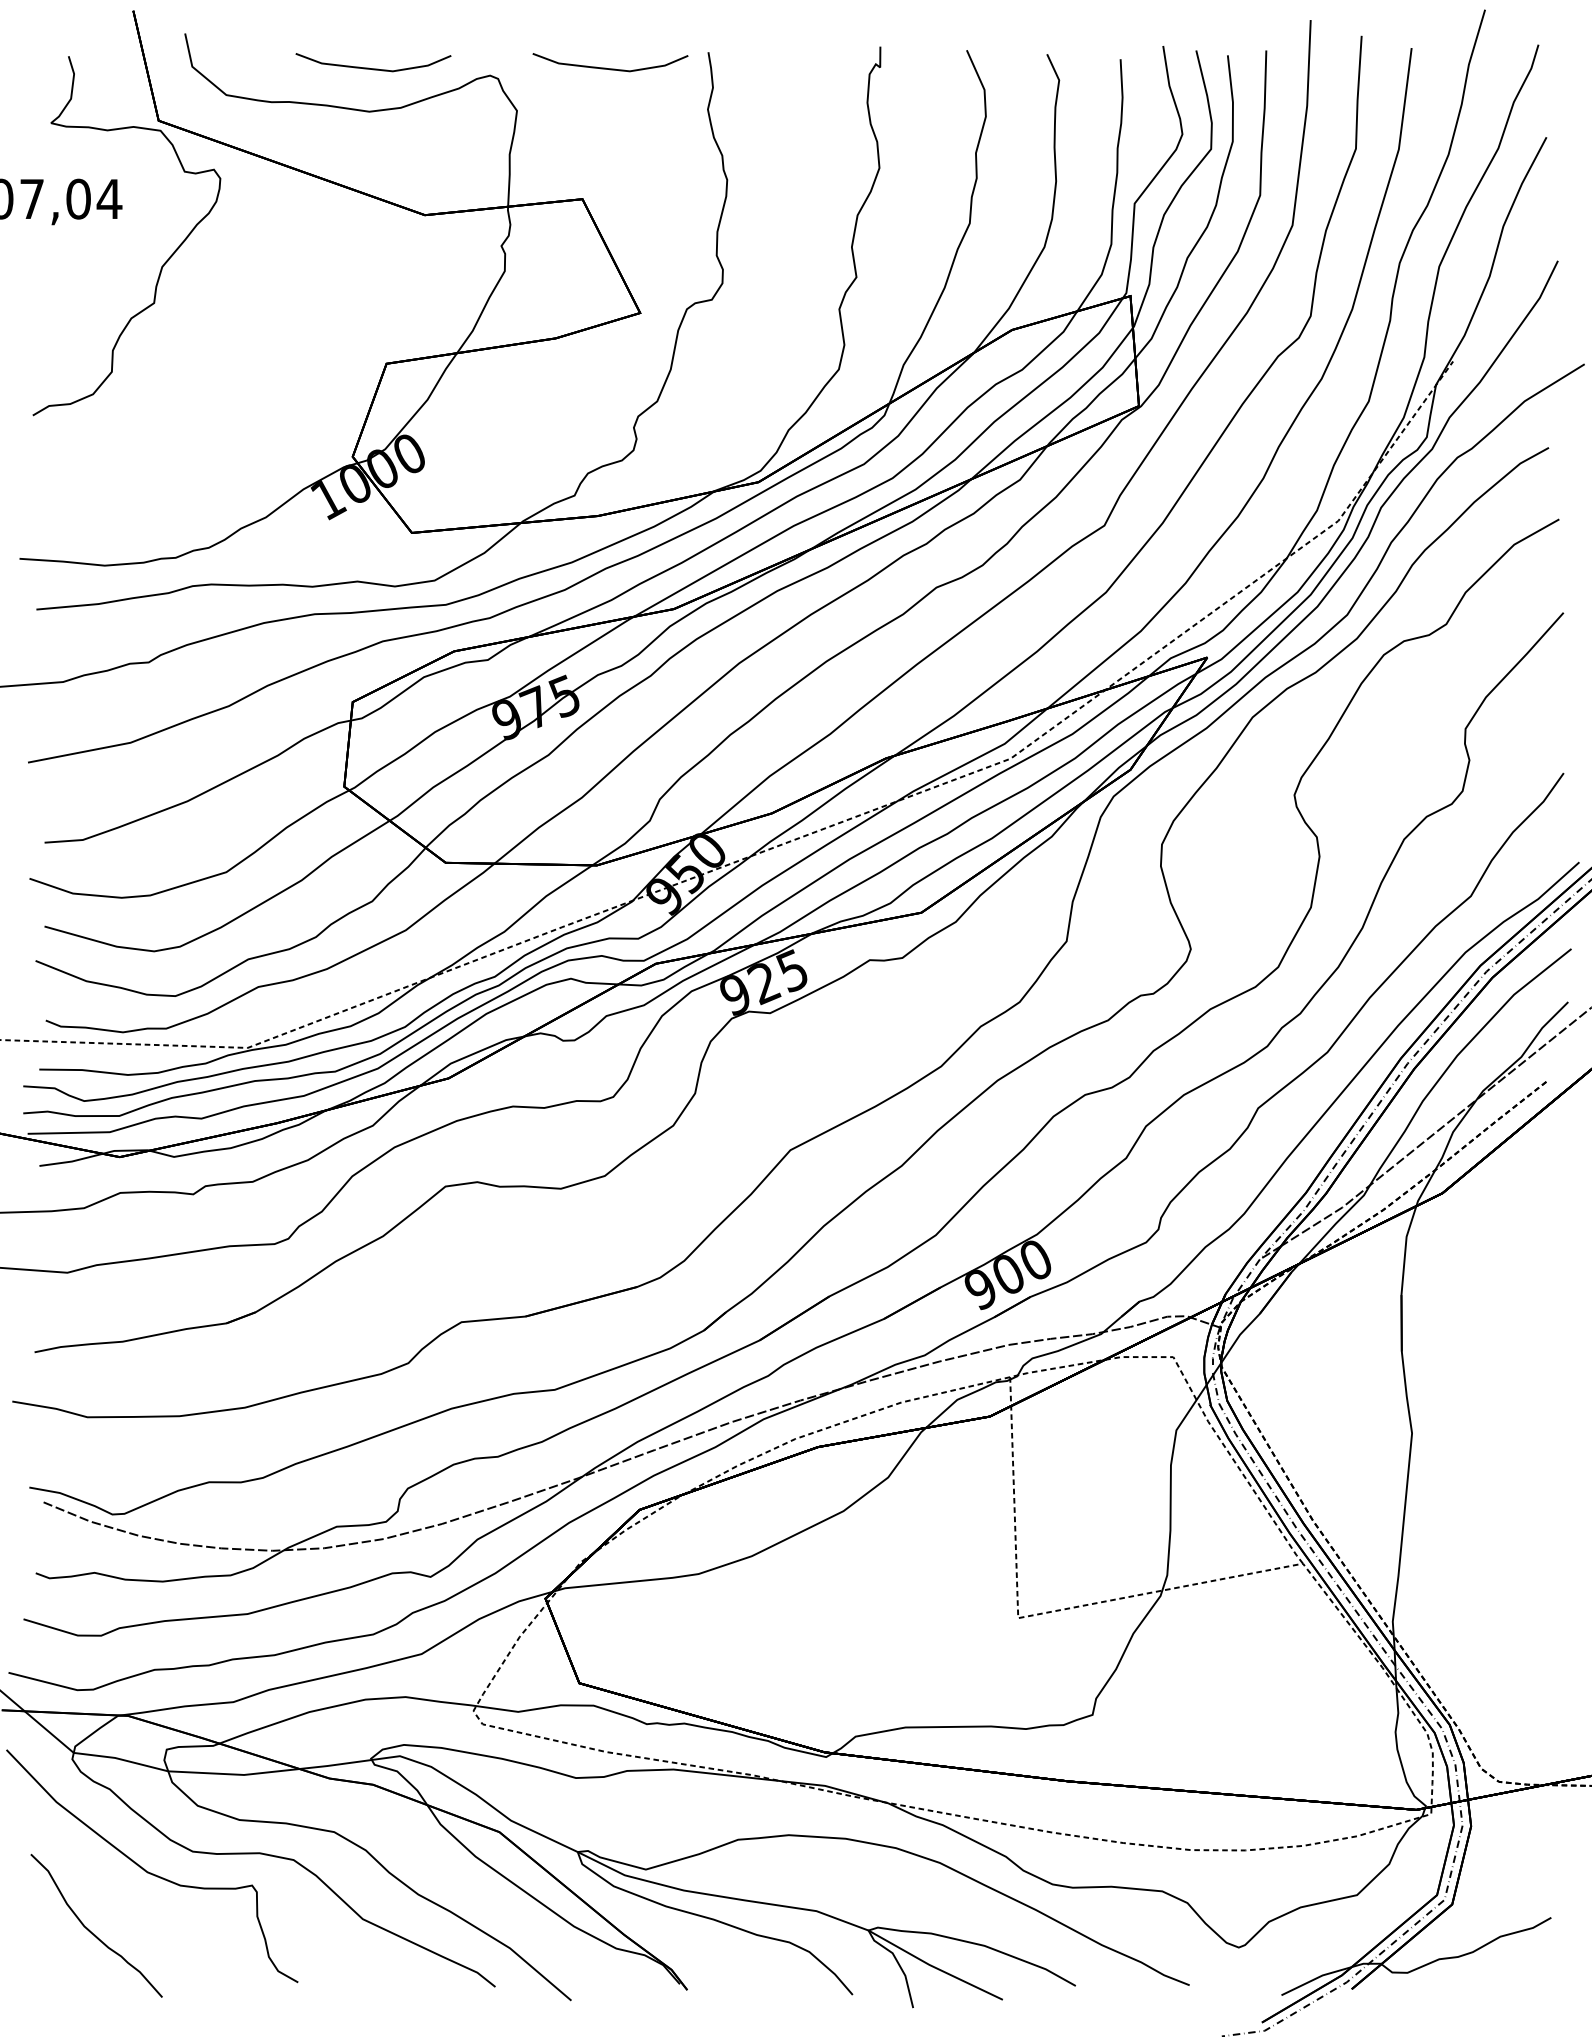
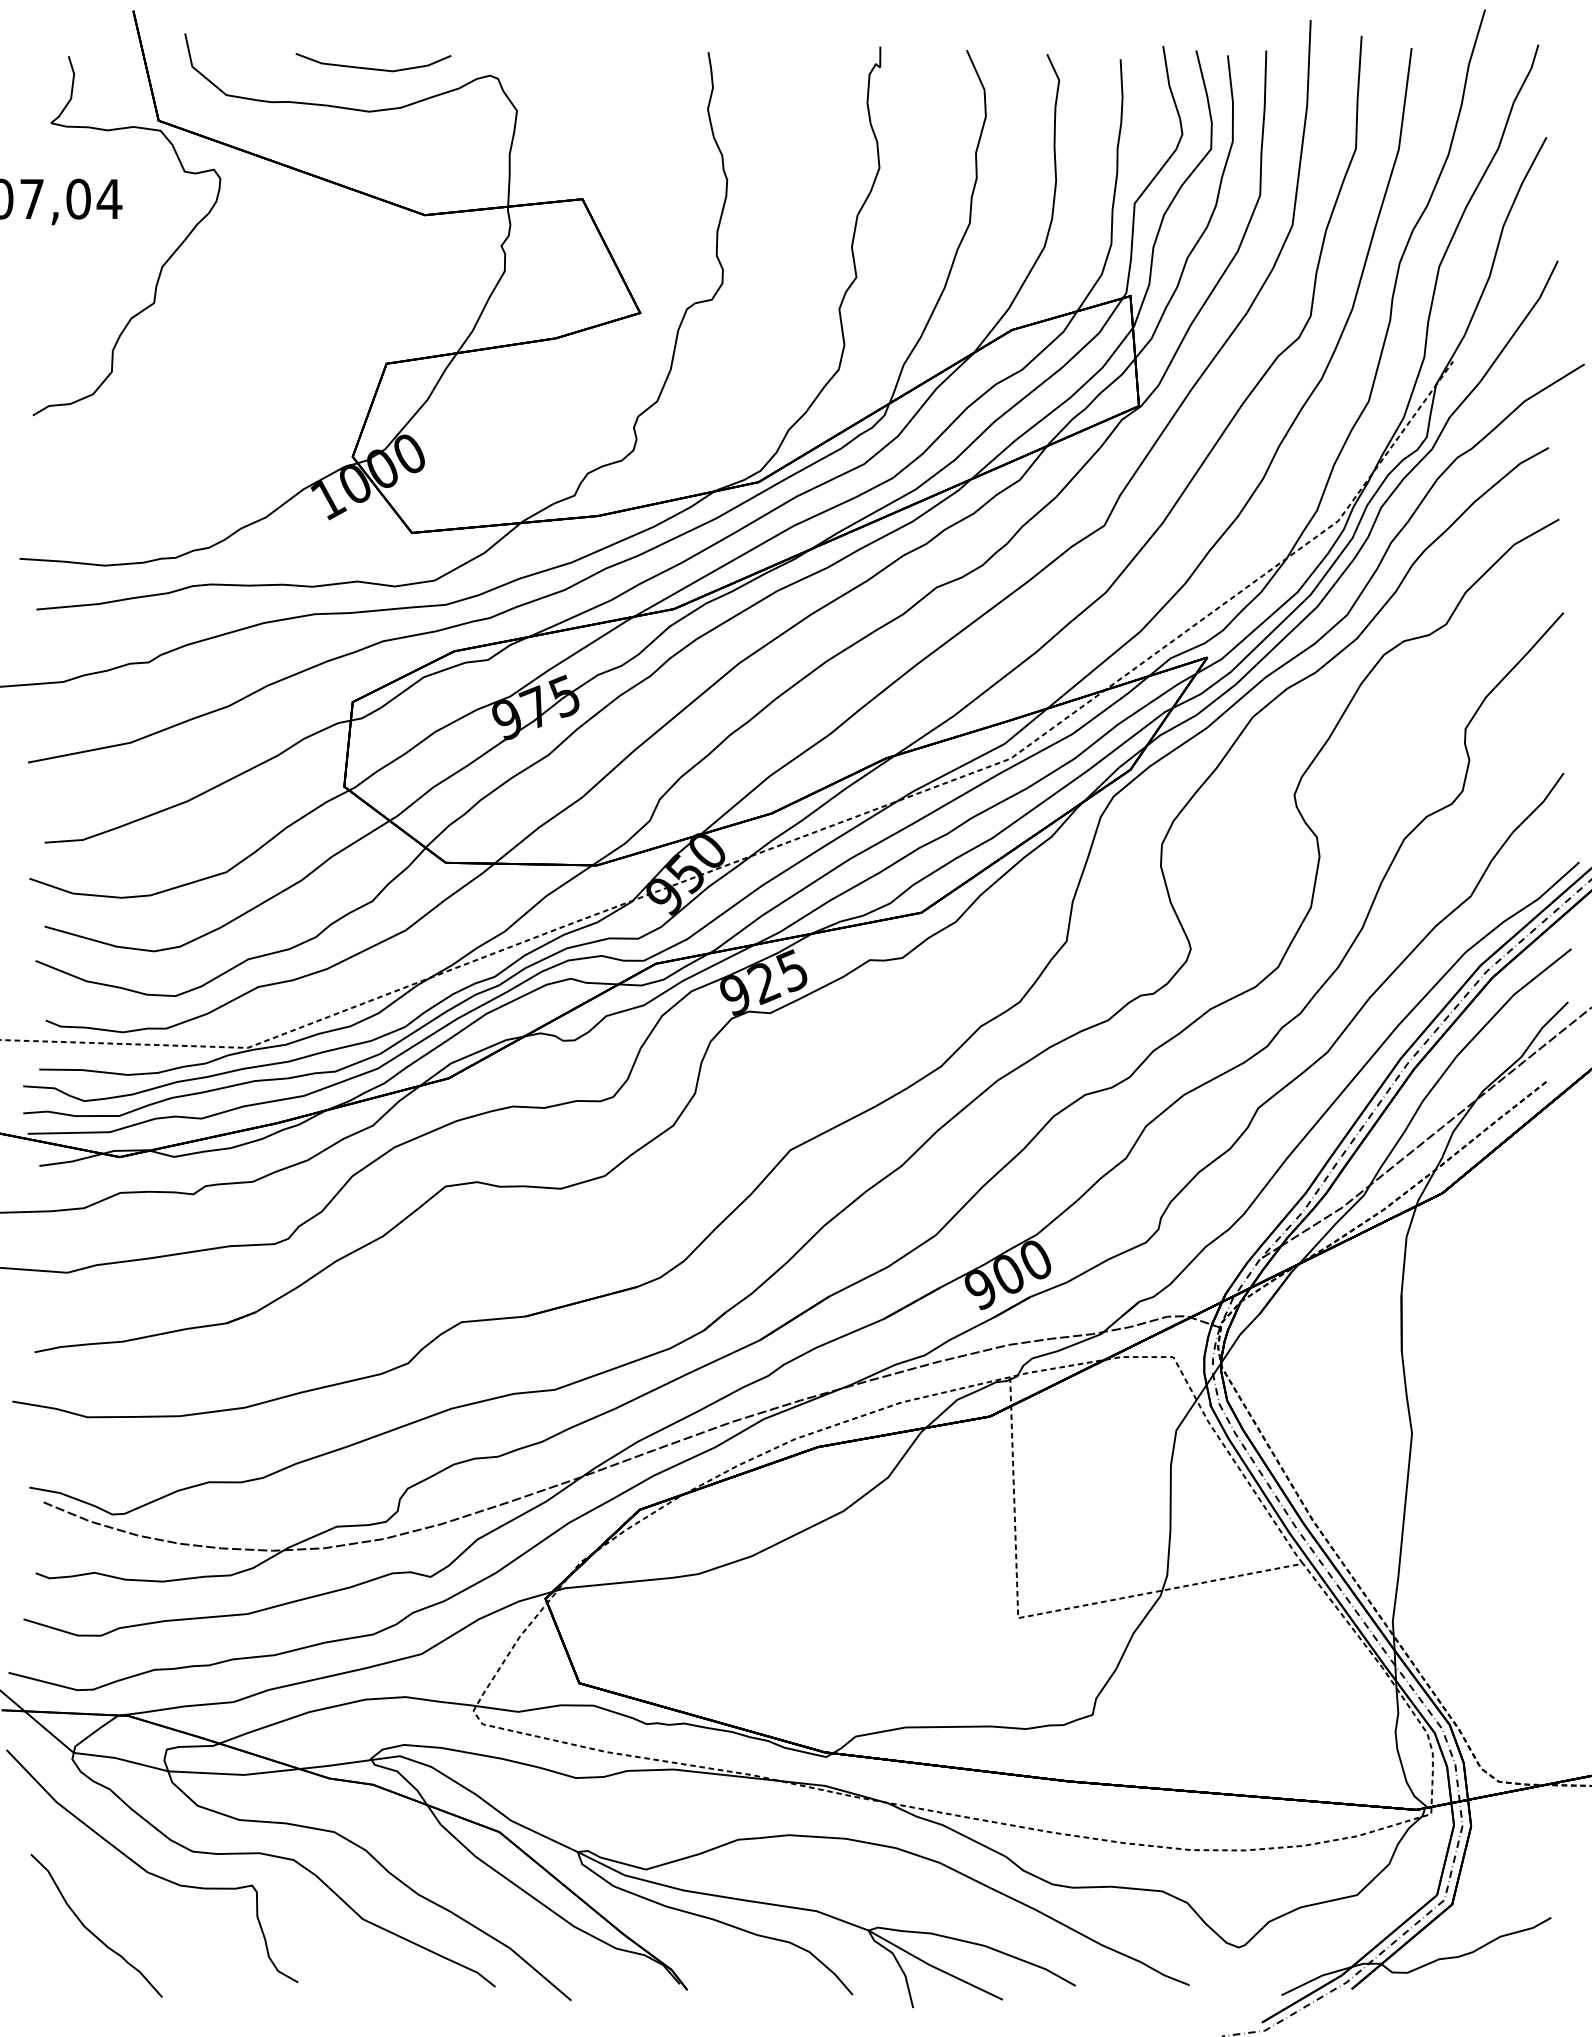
curve: present -> none (610, 68)
